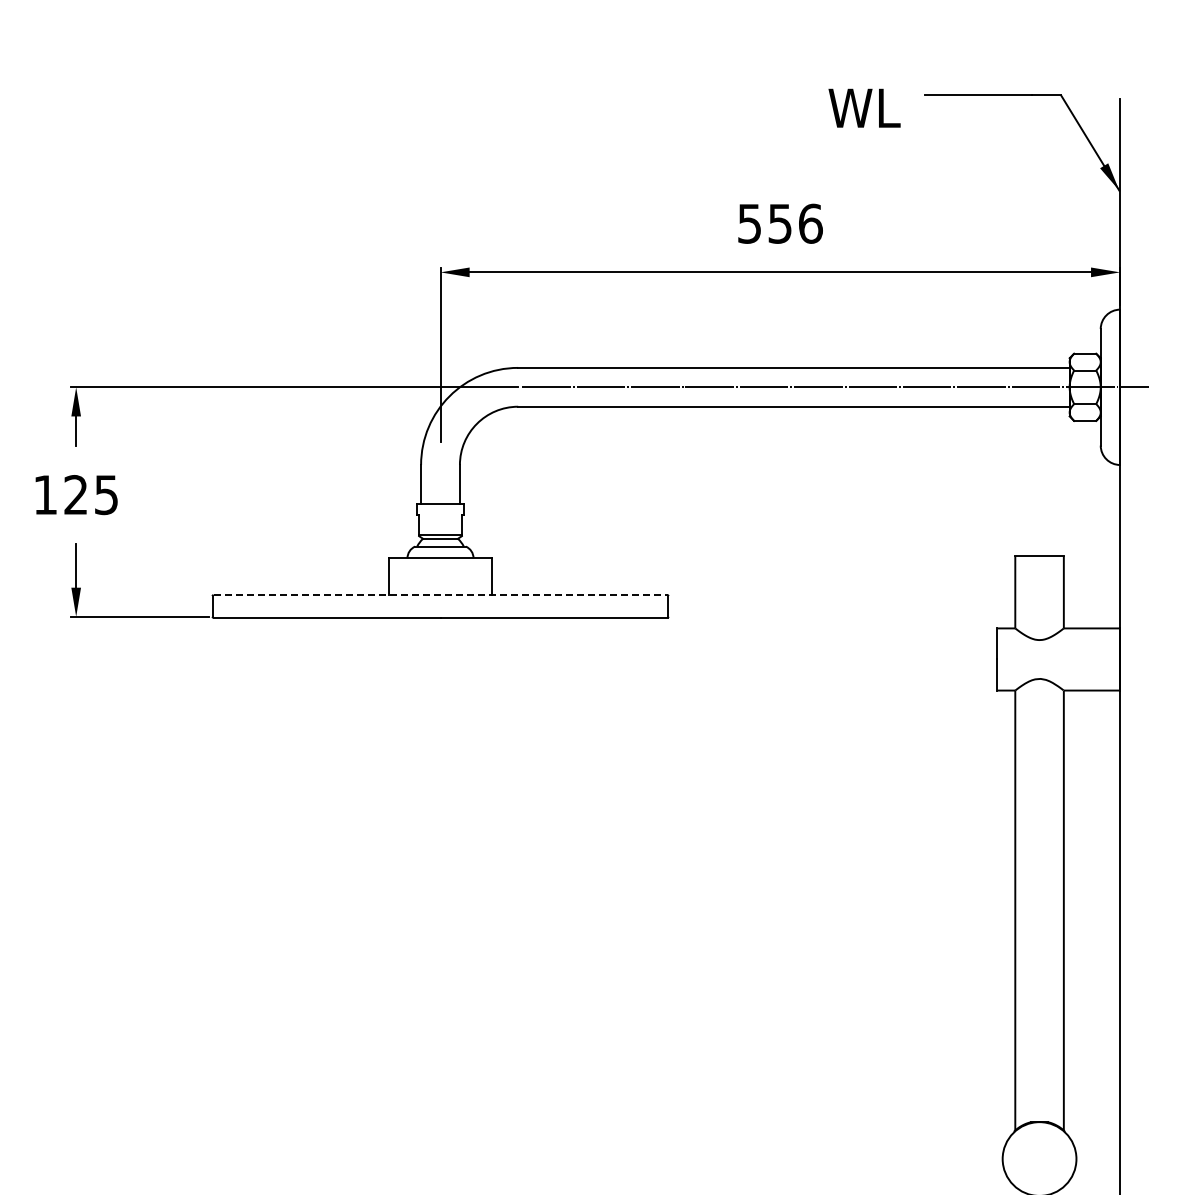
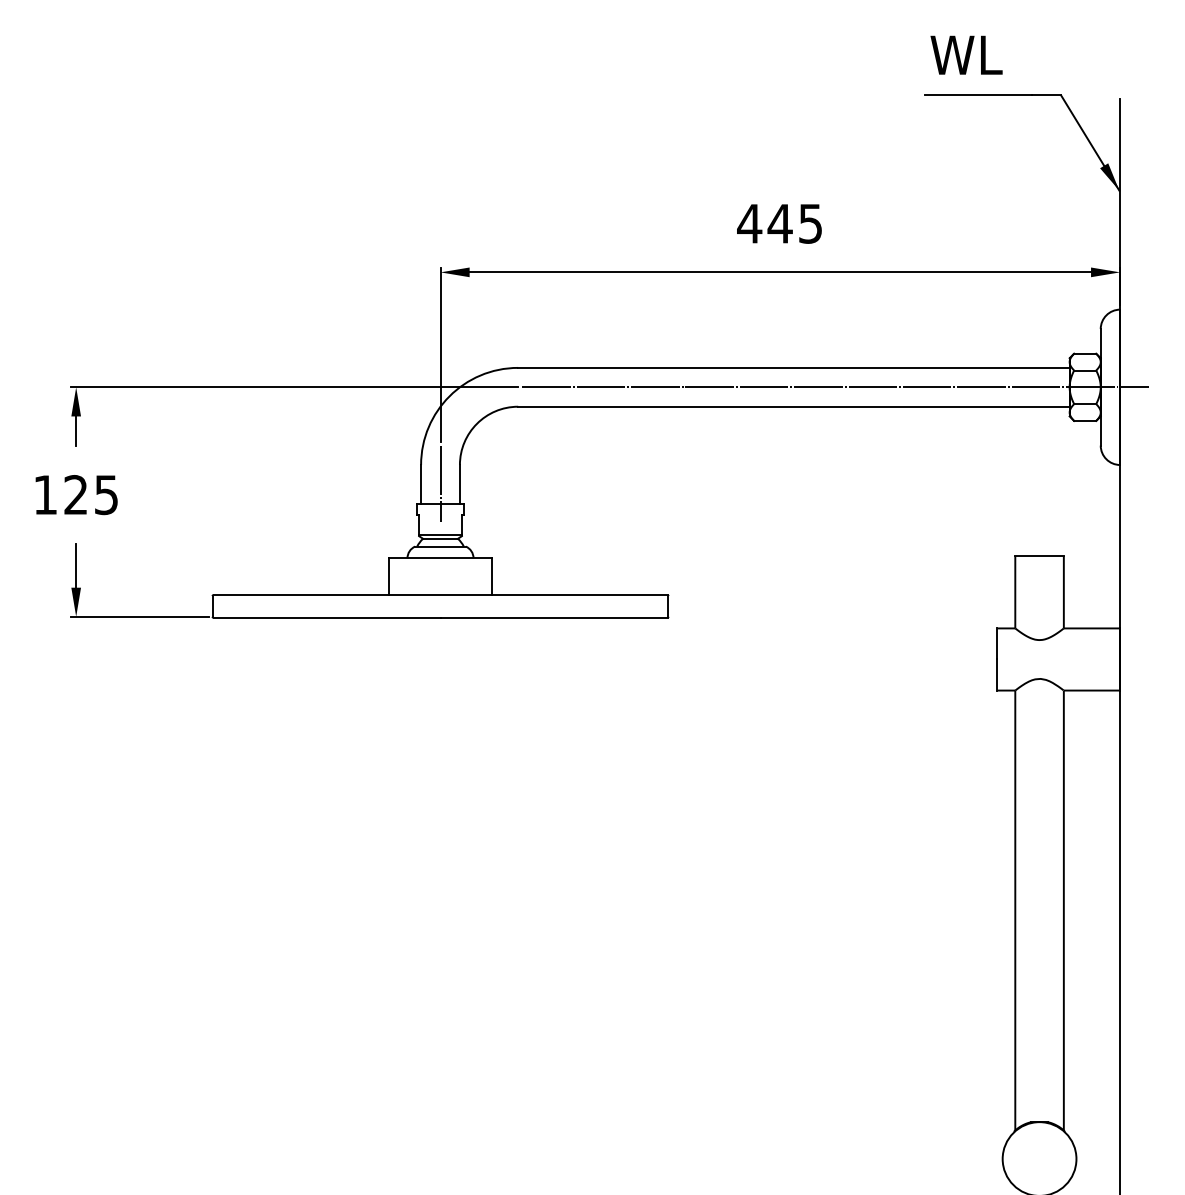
text position: (864, 107) -> (966, 54) (966, 54)
text: 556 -> 445 (779, 223)
line: none -> present (440, 484)
line: dashed -> solid (441, 595)
